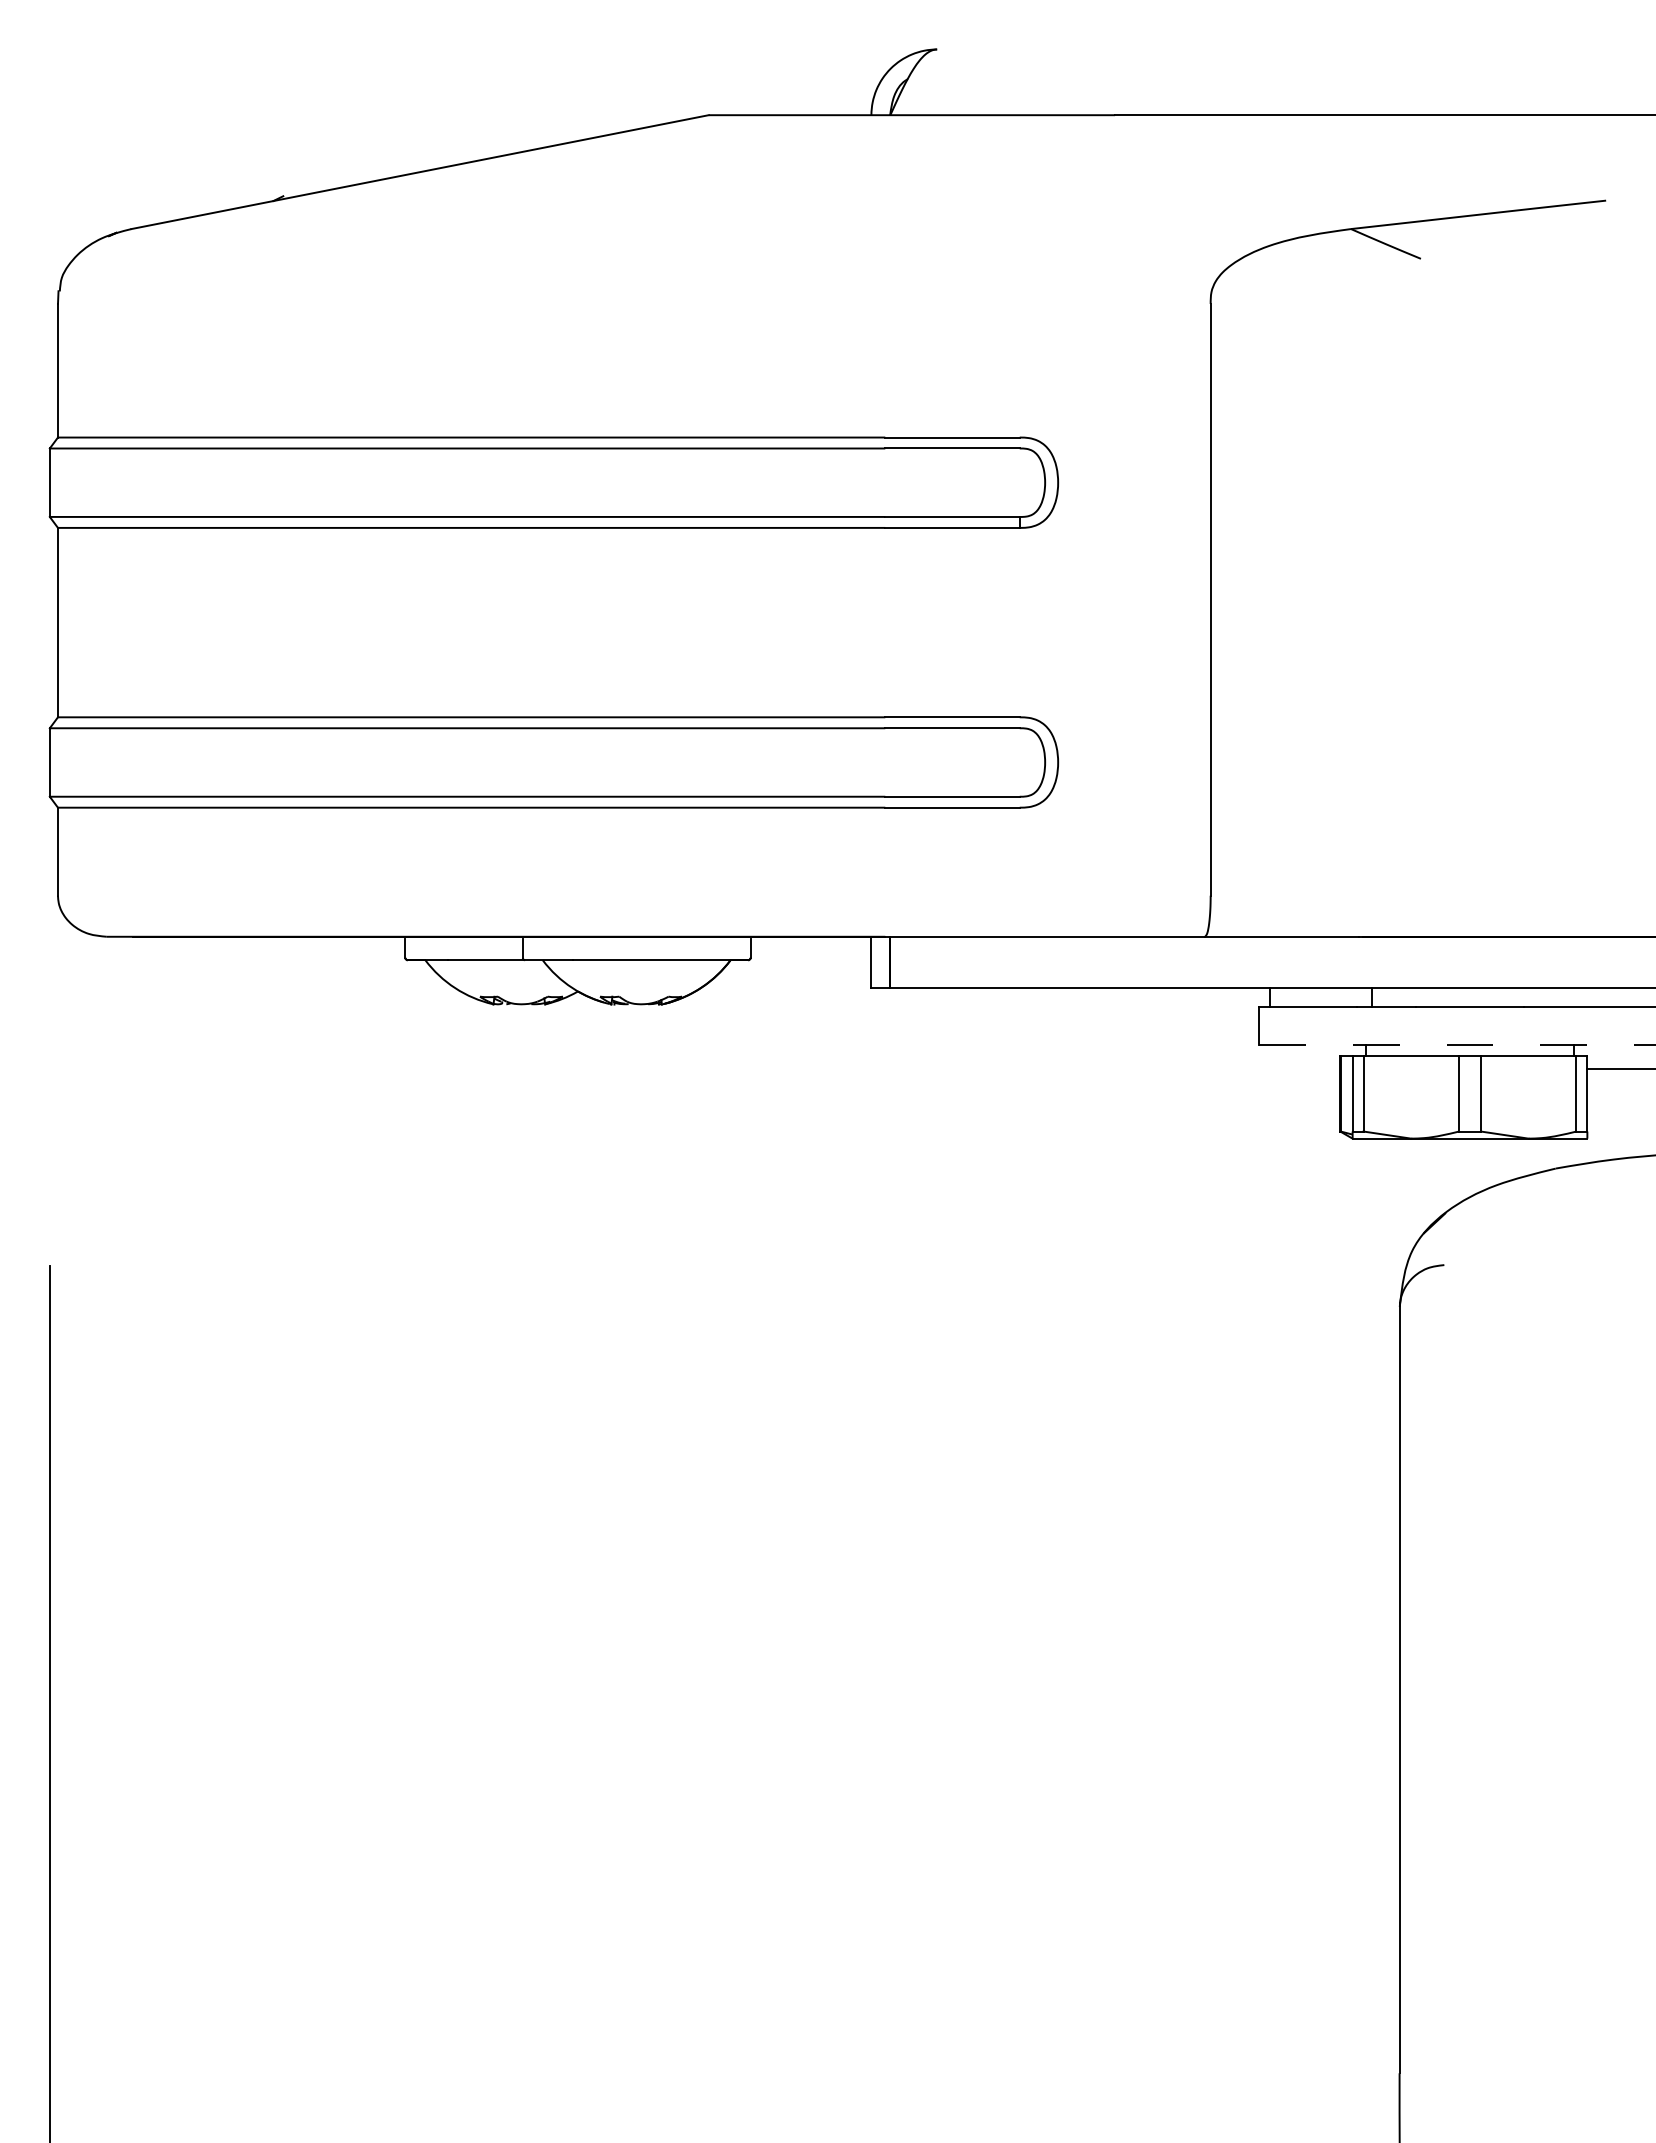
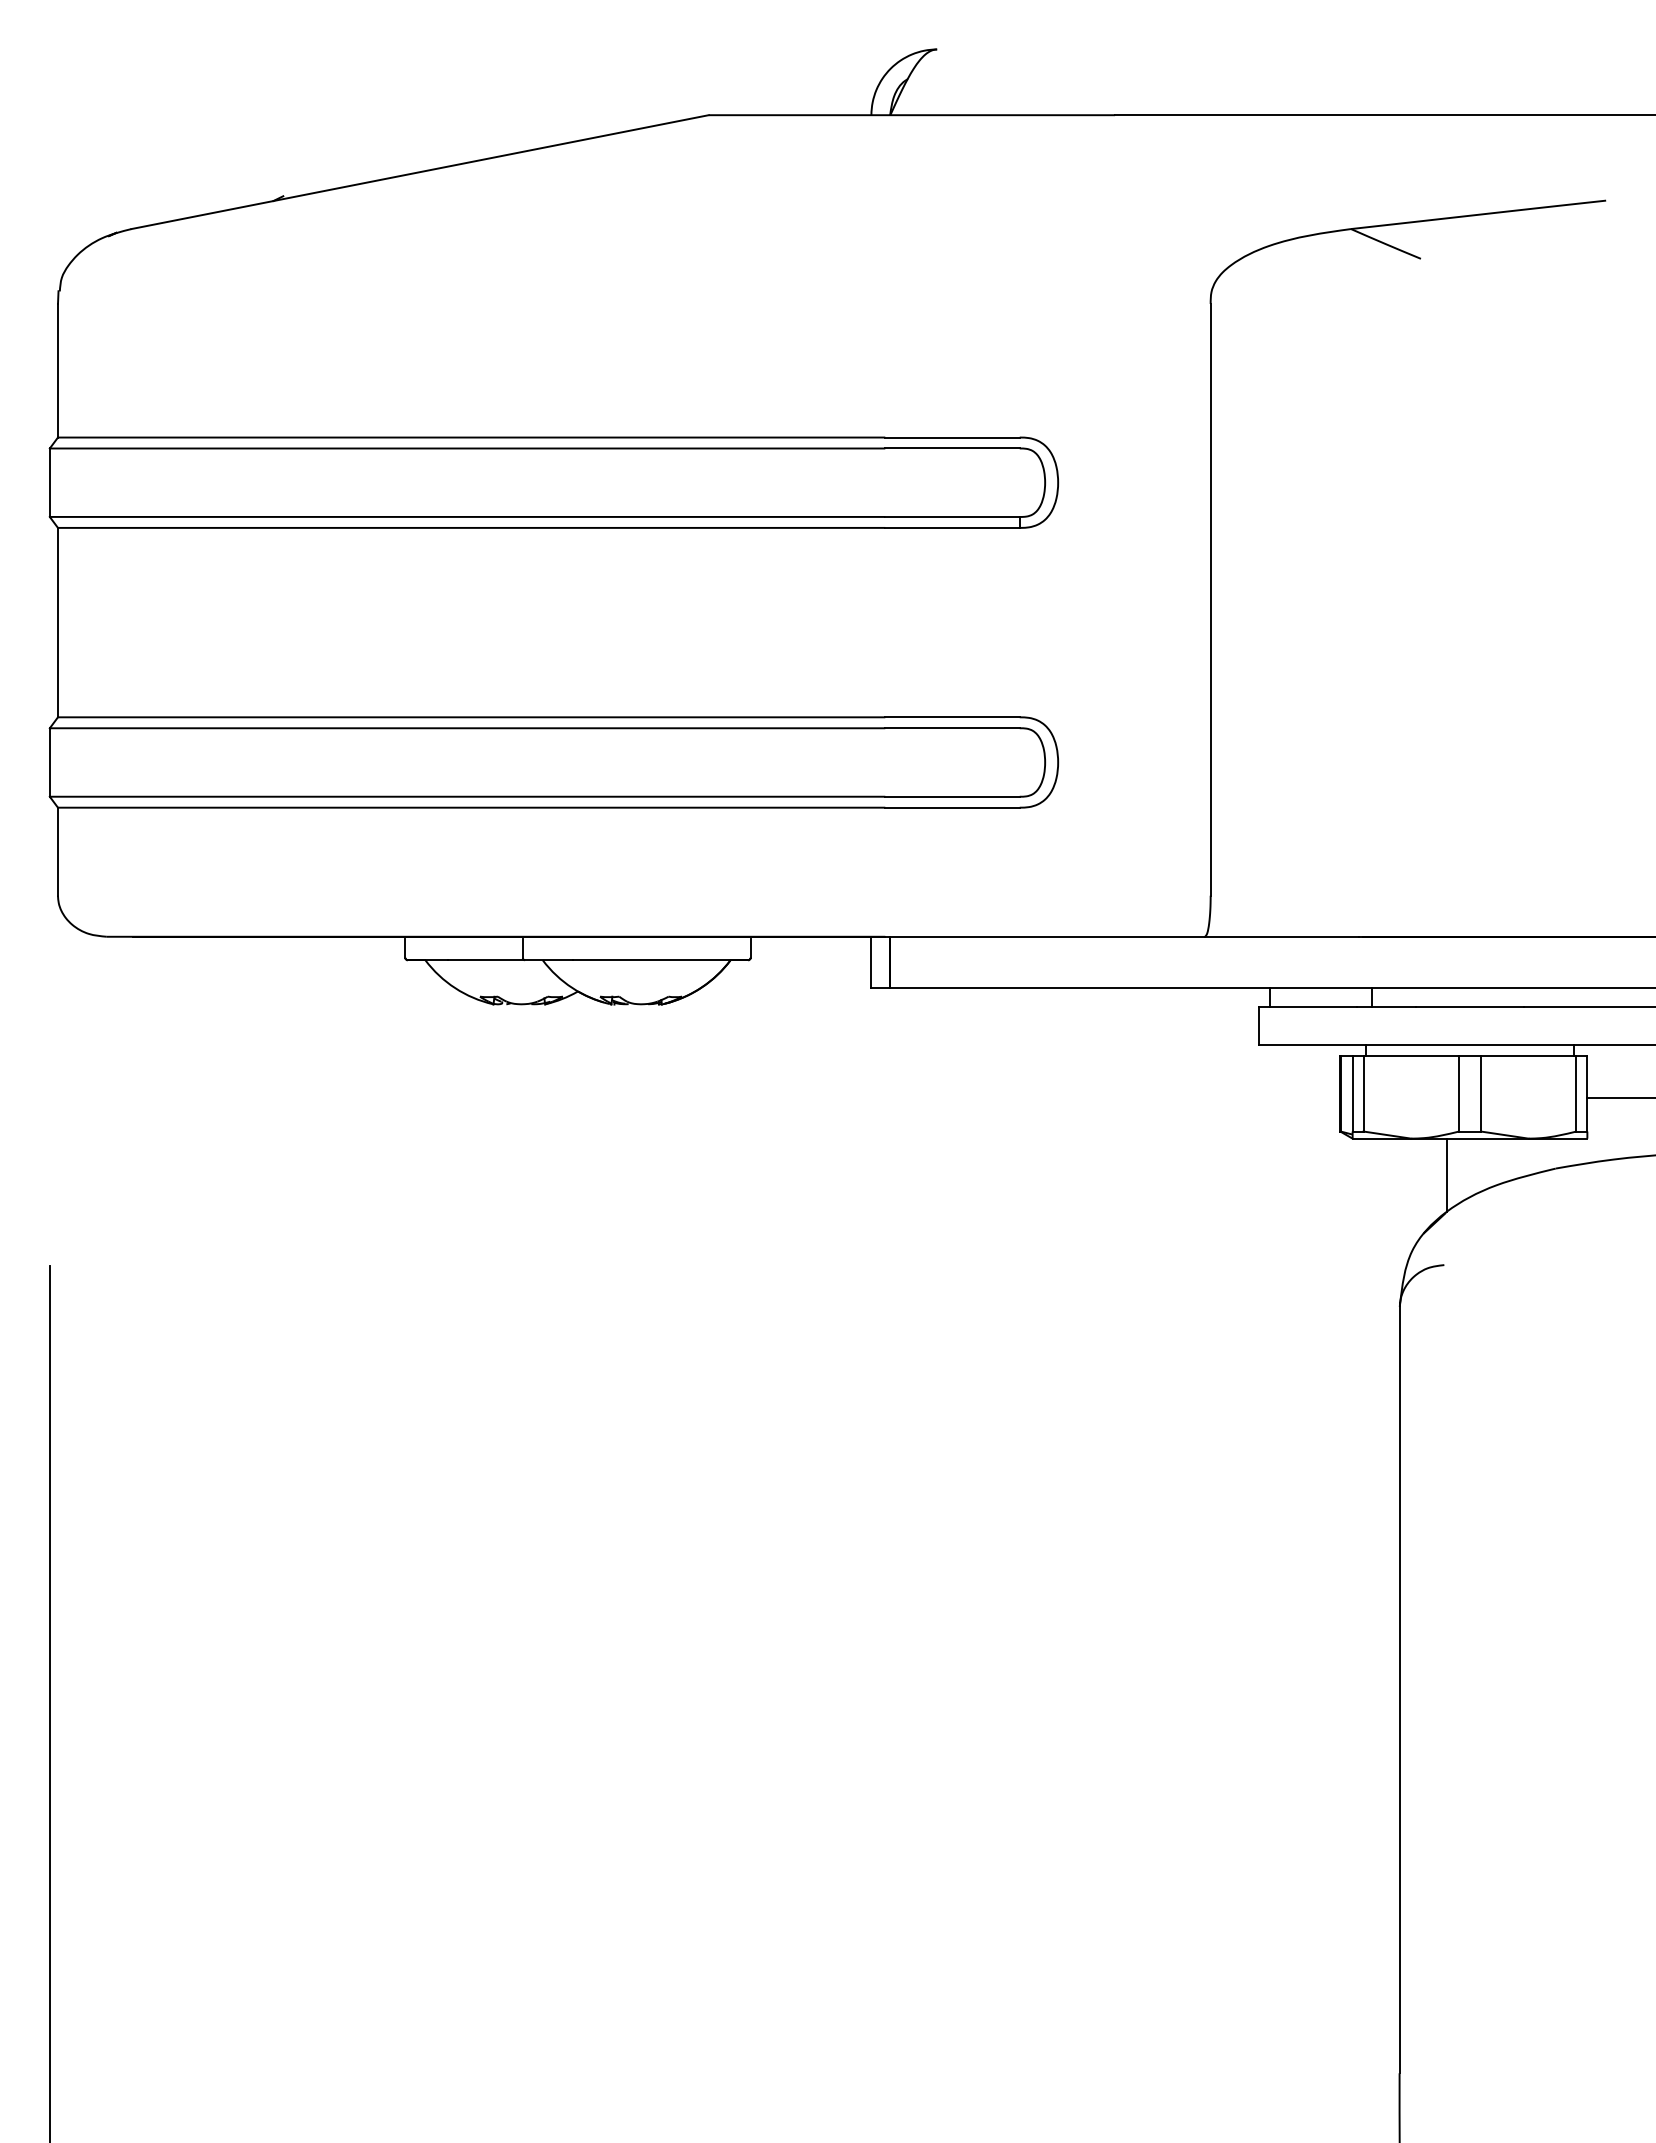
line: dashed -> solid (1457, 1044)
line position: (1619, 1068) -> (1619, 1097) (1619, 1097)
line: none -> present (1446, 1175)
